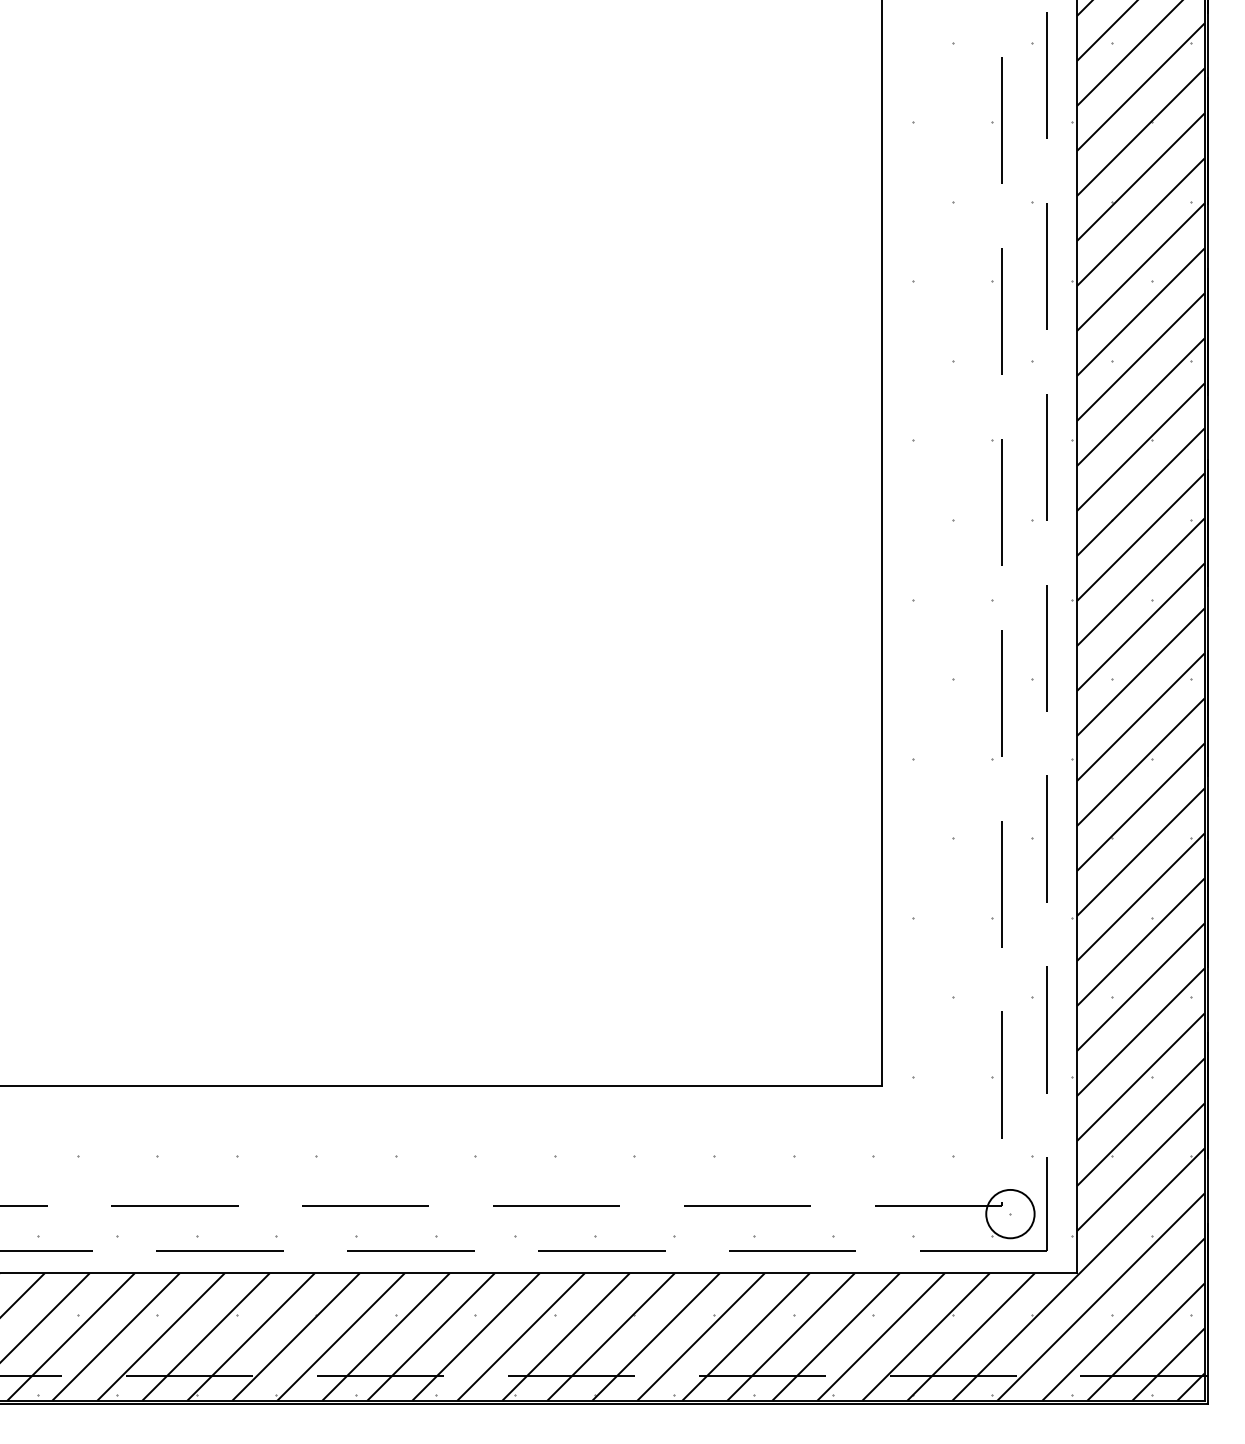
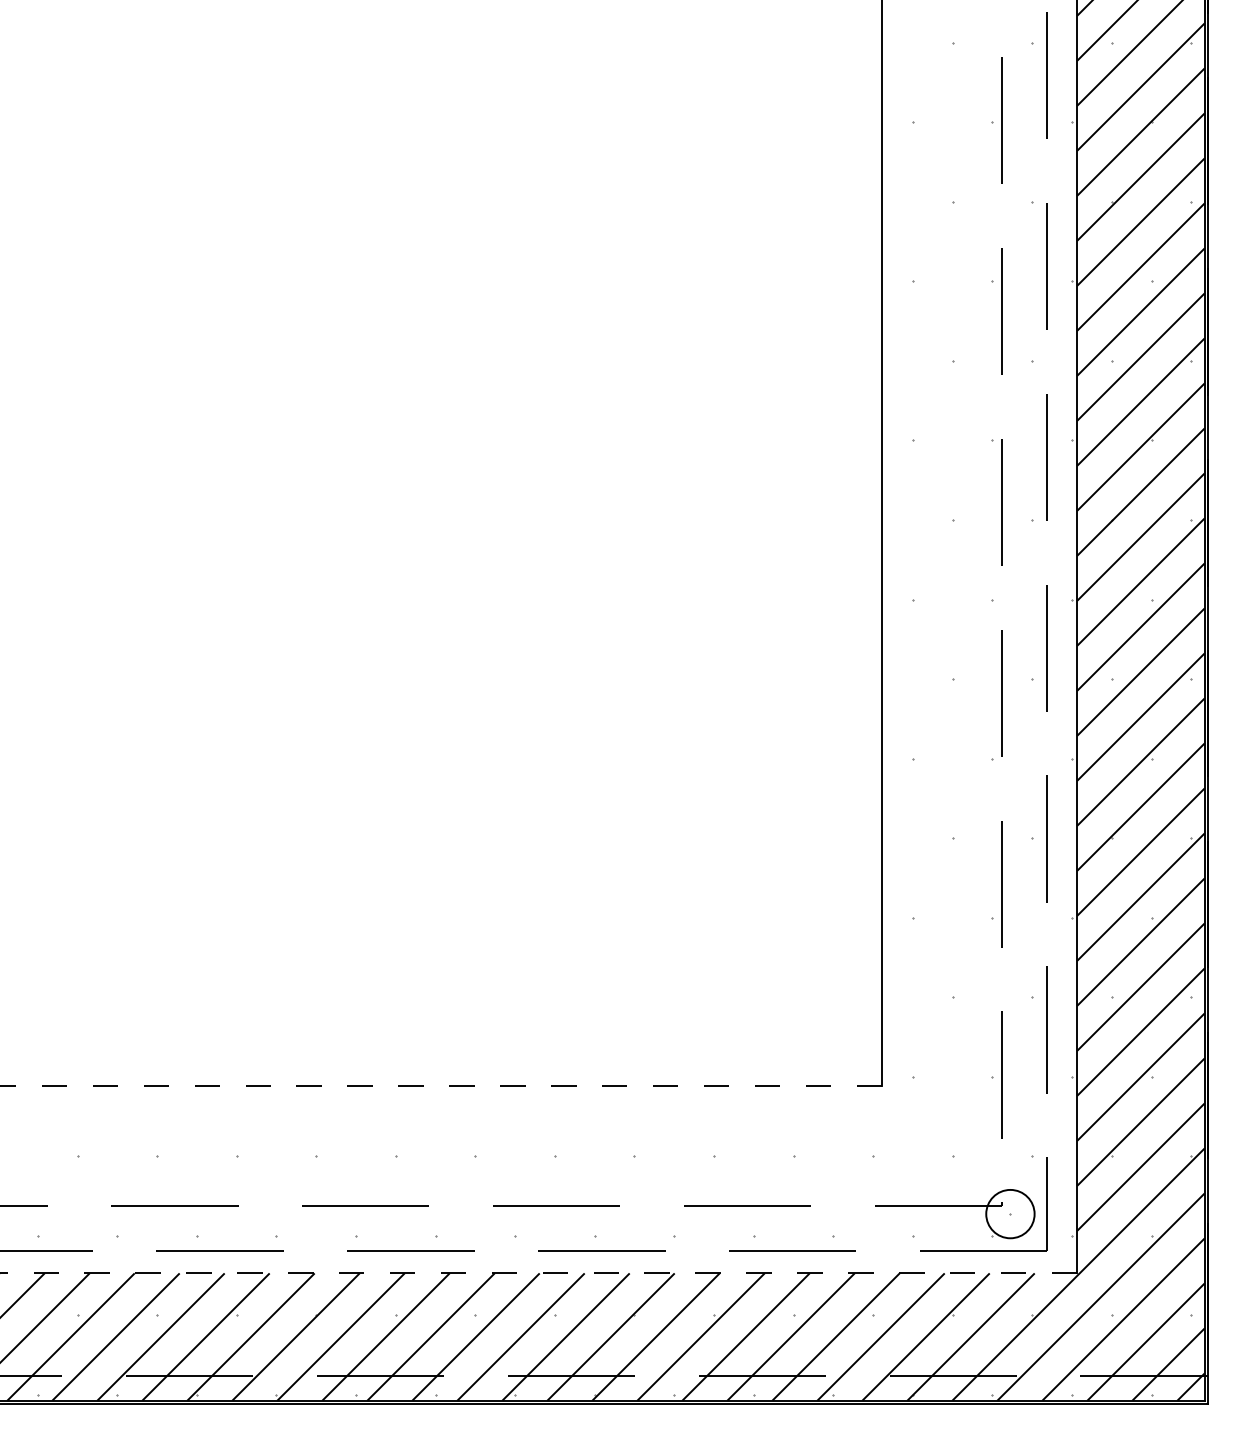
line: solid -> dashed (441, 1085)
line: solid -> dashed (538, 1273)
